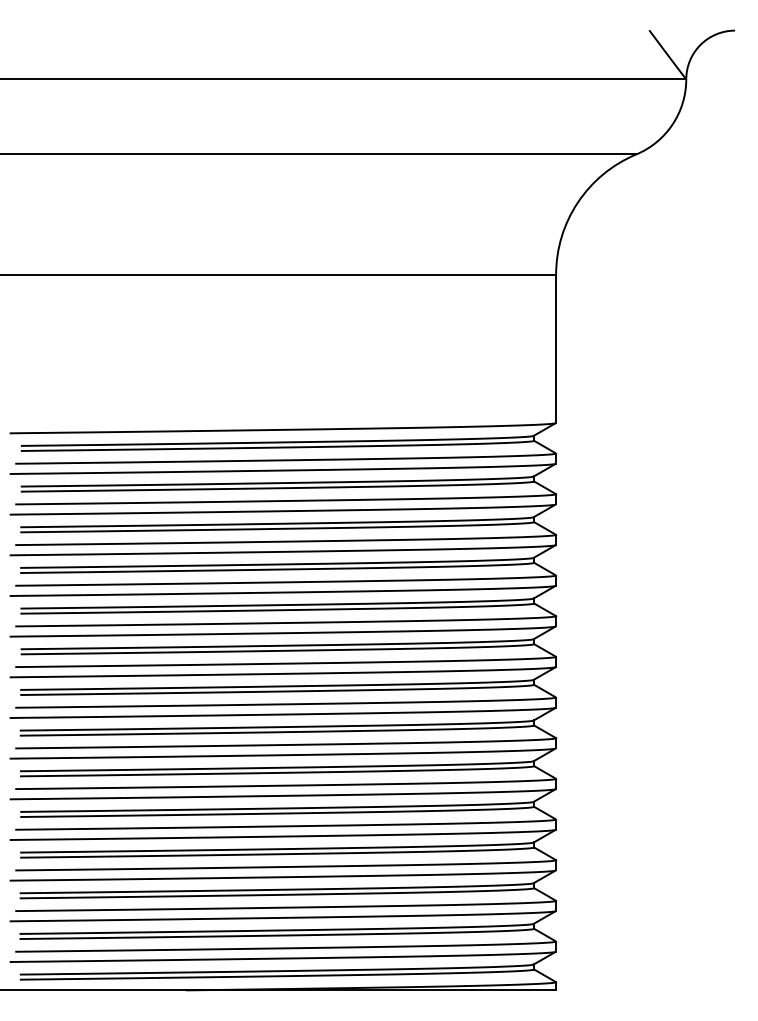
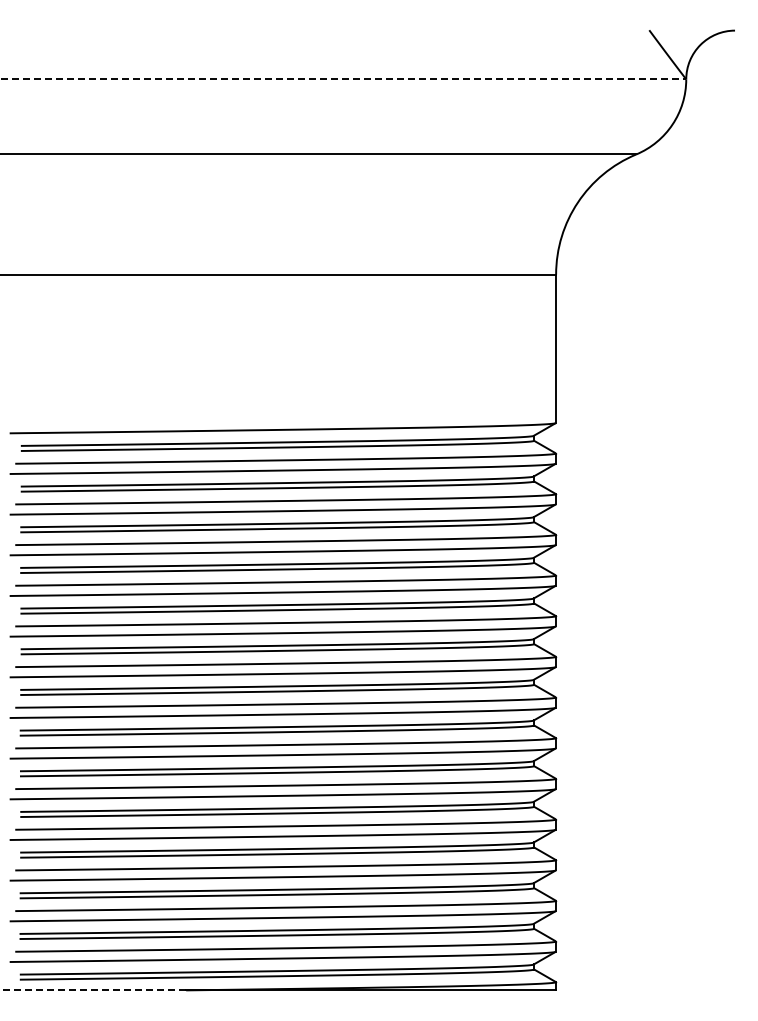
line: solid -> dashed (343, 79)
line: solid -> dashed (93, 990)
